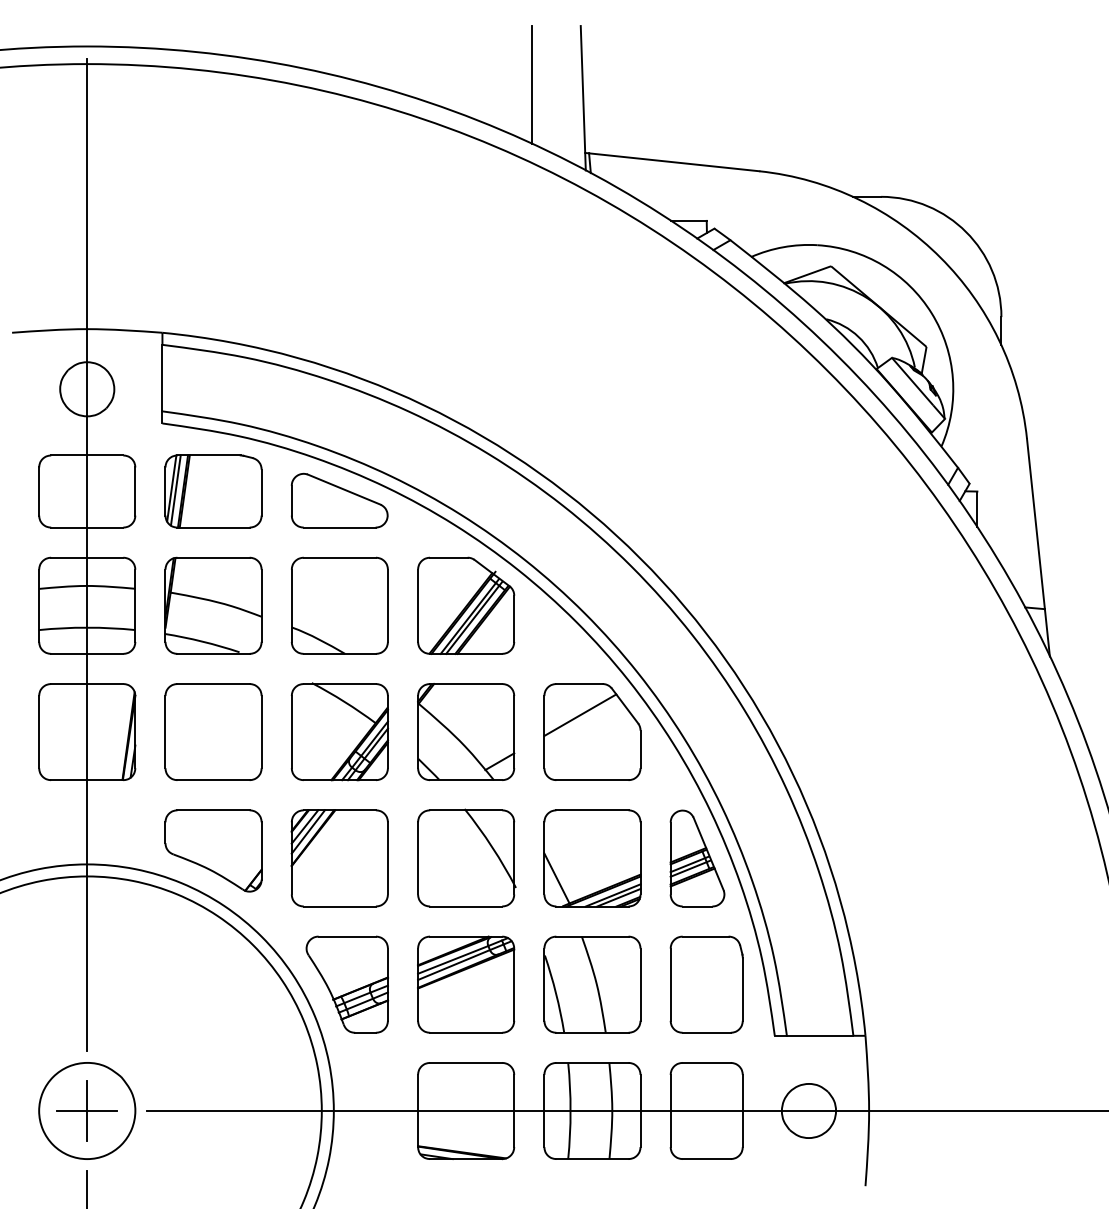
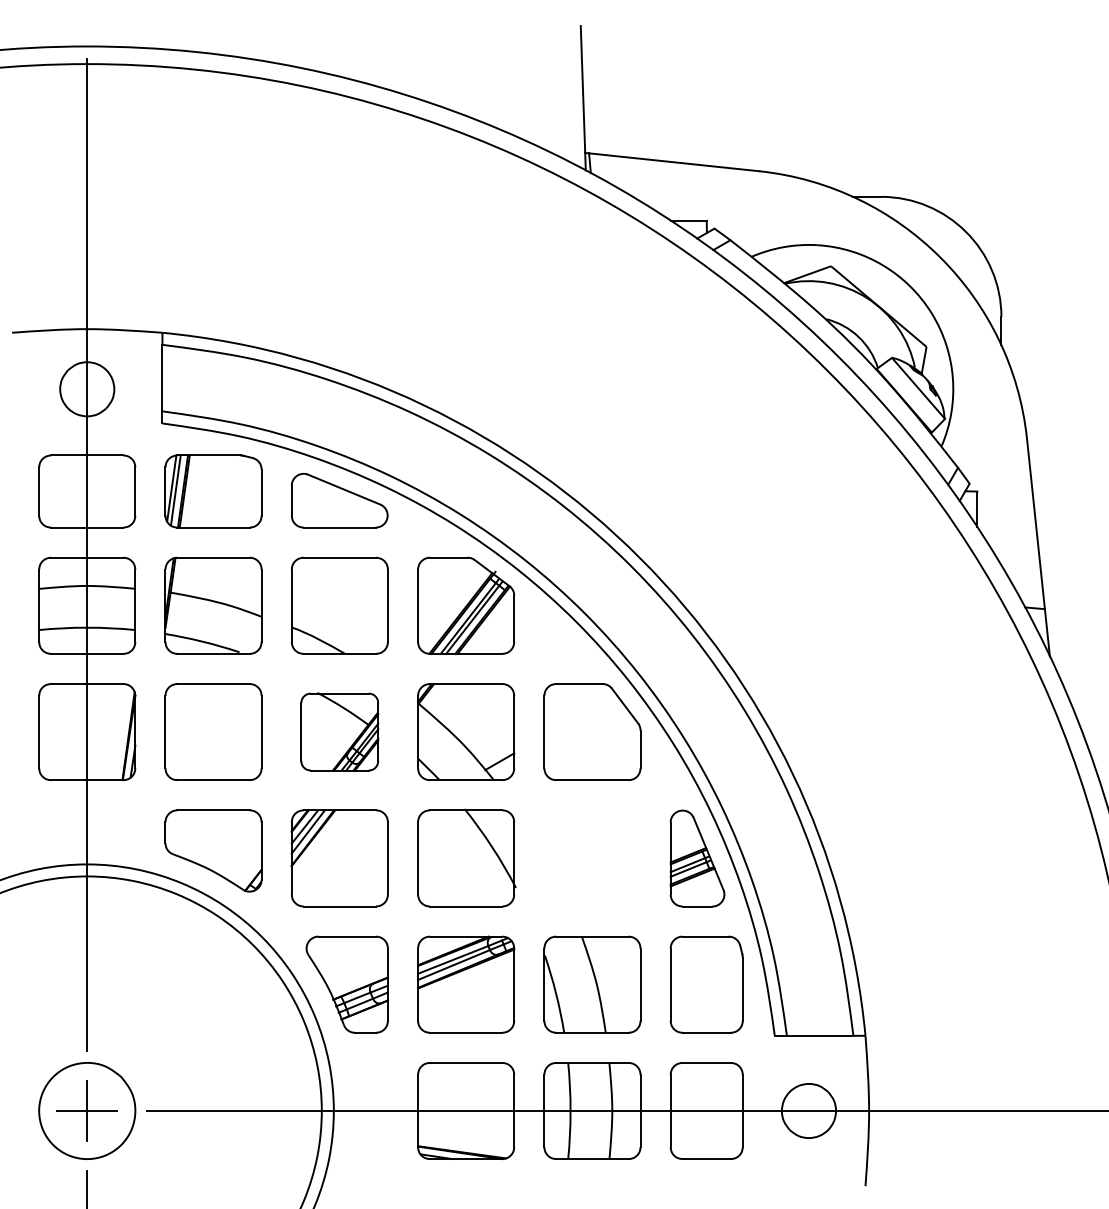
line: present -> none (532, 84)
line: present -> none (580, 714)
part size: 99x100 px -> 80x80 px (339, 731)
part: present -> none (592, 858)
